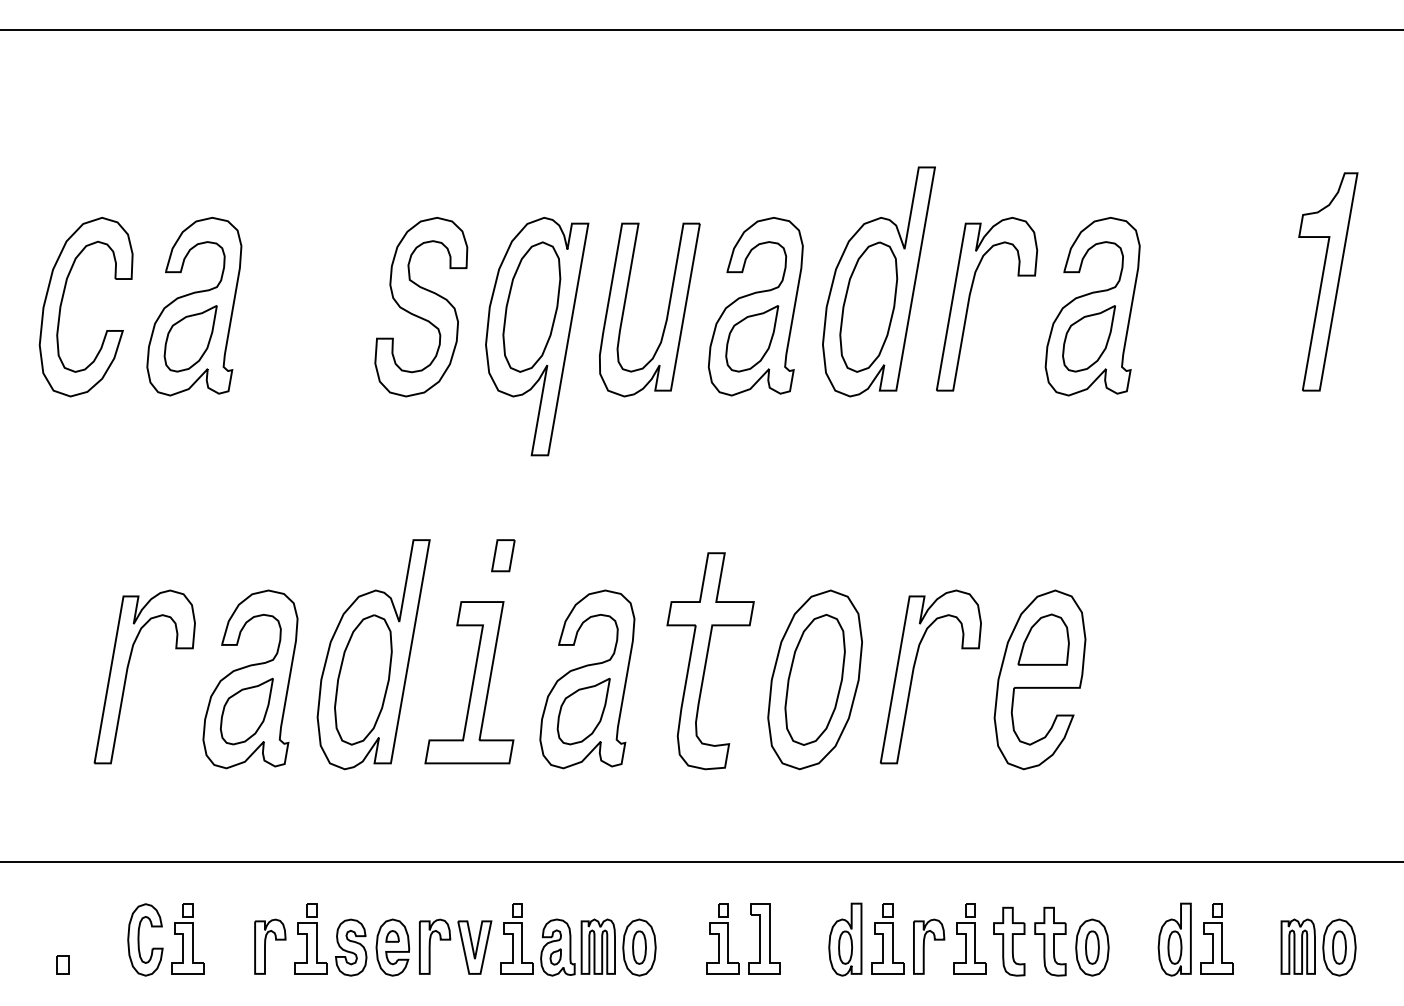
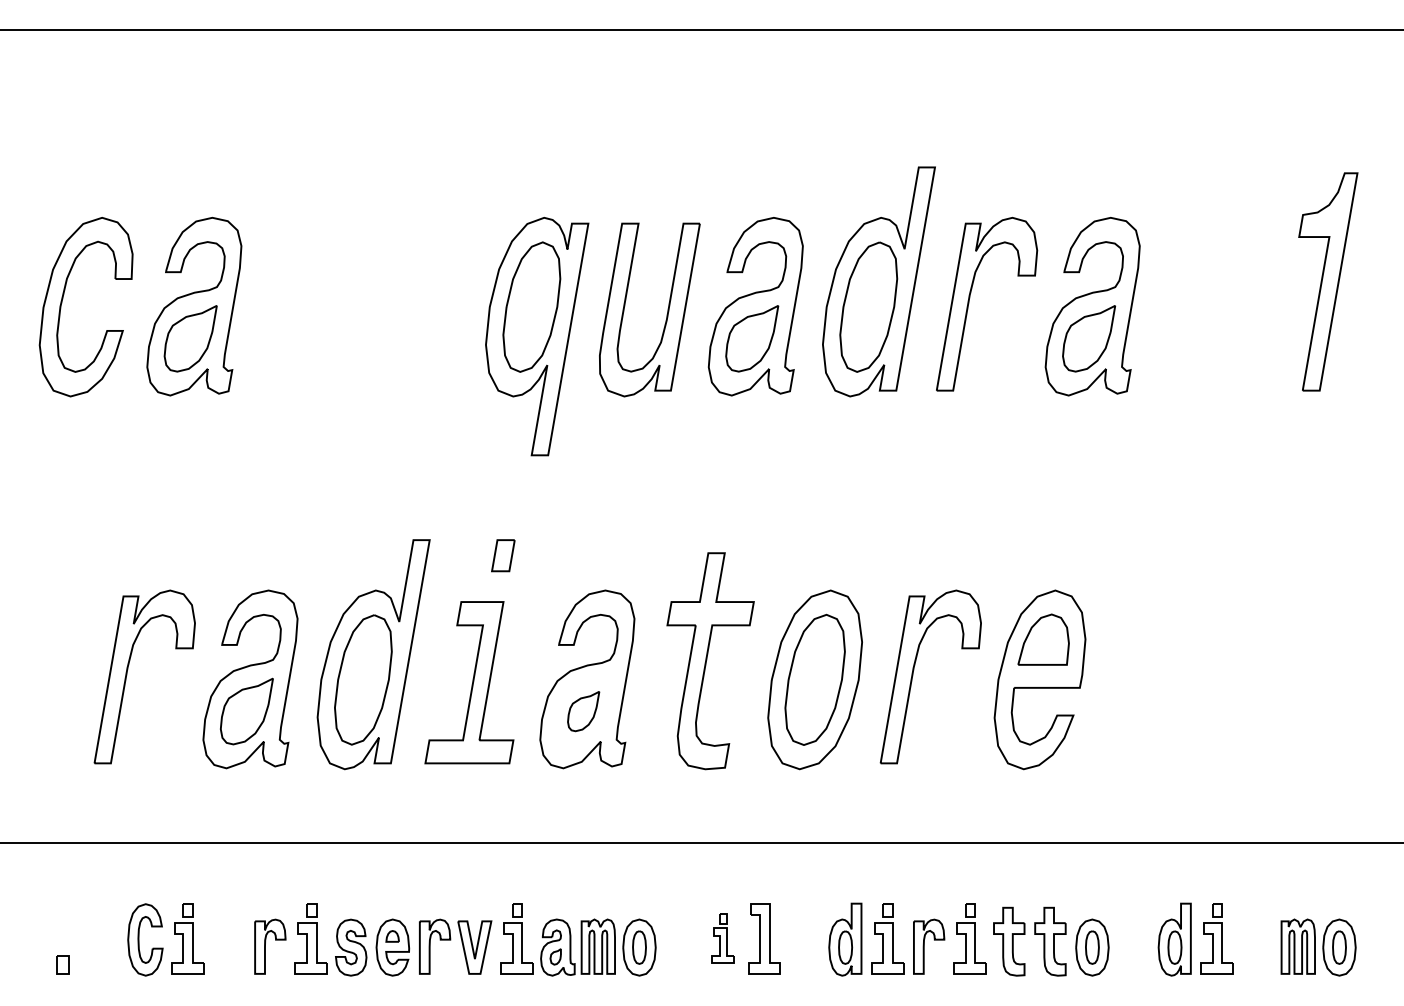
part: present -> none (421, 307)
part size: 55x69 px -> 34x42 px (583, 711)
line position: (701, 862) -> (701, 843) (701, 843)
part size: 34x72 px -> 24x51 px (722, 938)
